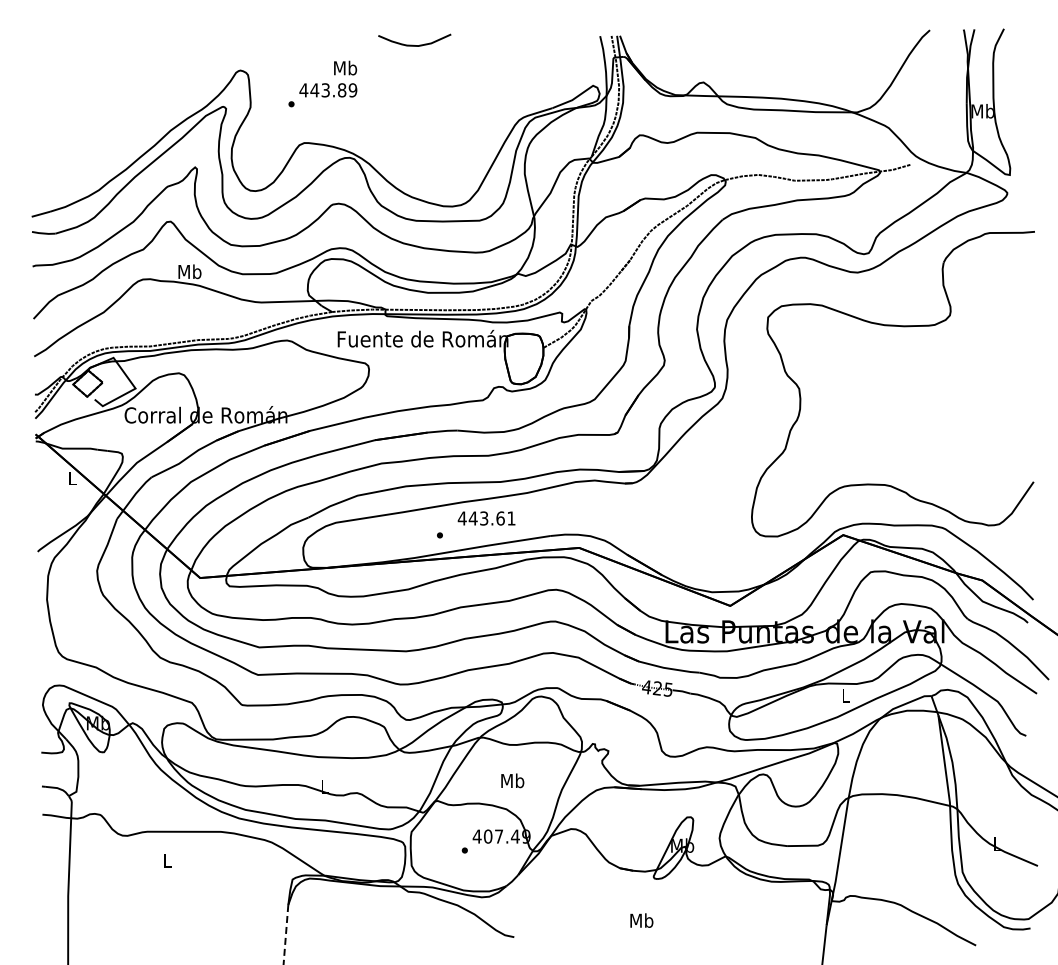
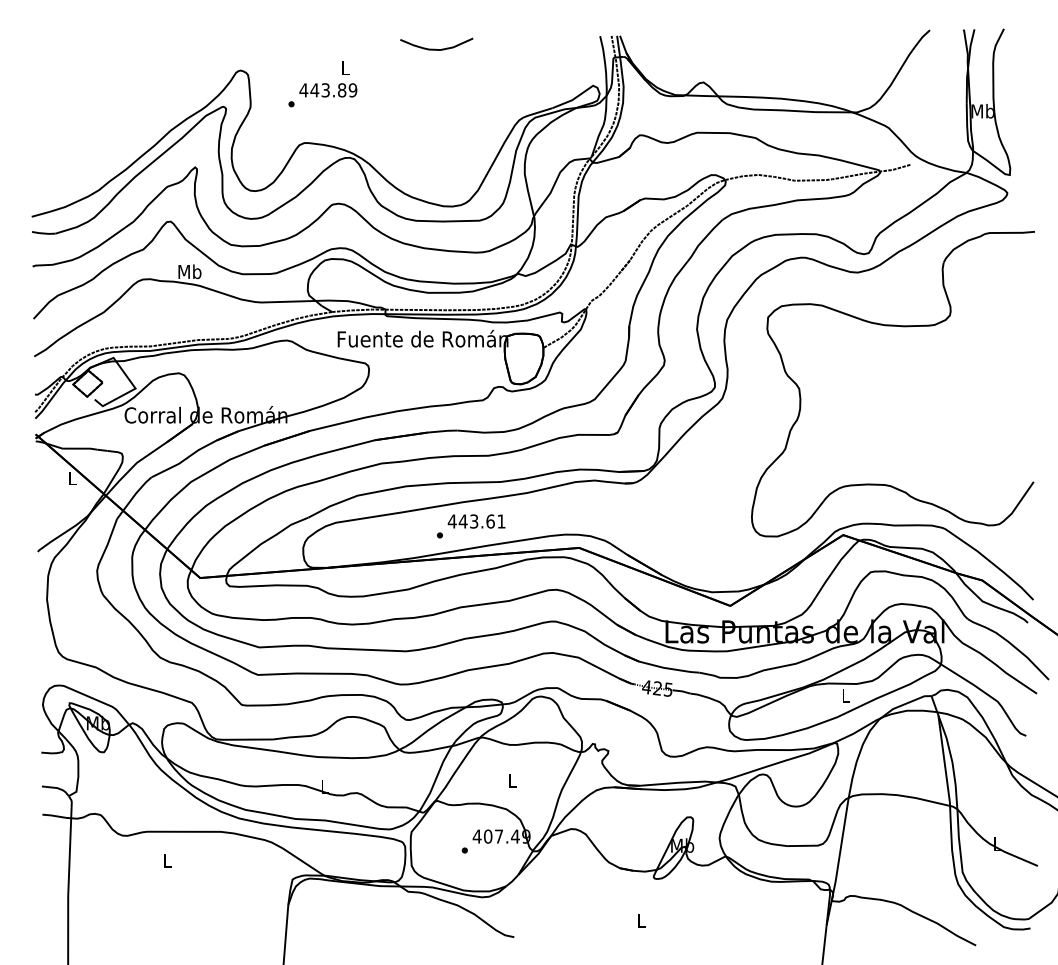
curve position: (413, 44) -> (435, 48) (435, 48)
text: Mb -> L (345, 67)
text position: (486, 518) -> (476, 521) (476, 521)
text: Mb -> L (512, 780)
text: Mb -> L (641, 920)
line: dashed -> solid (285, 934)
